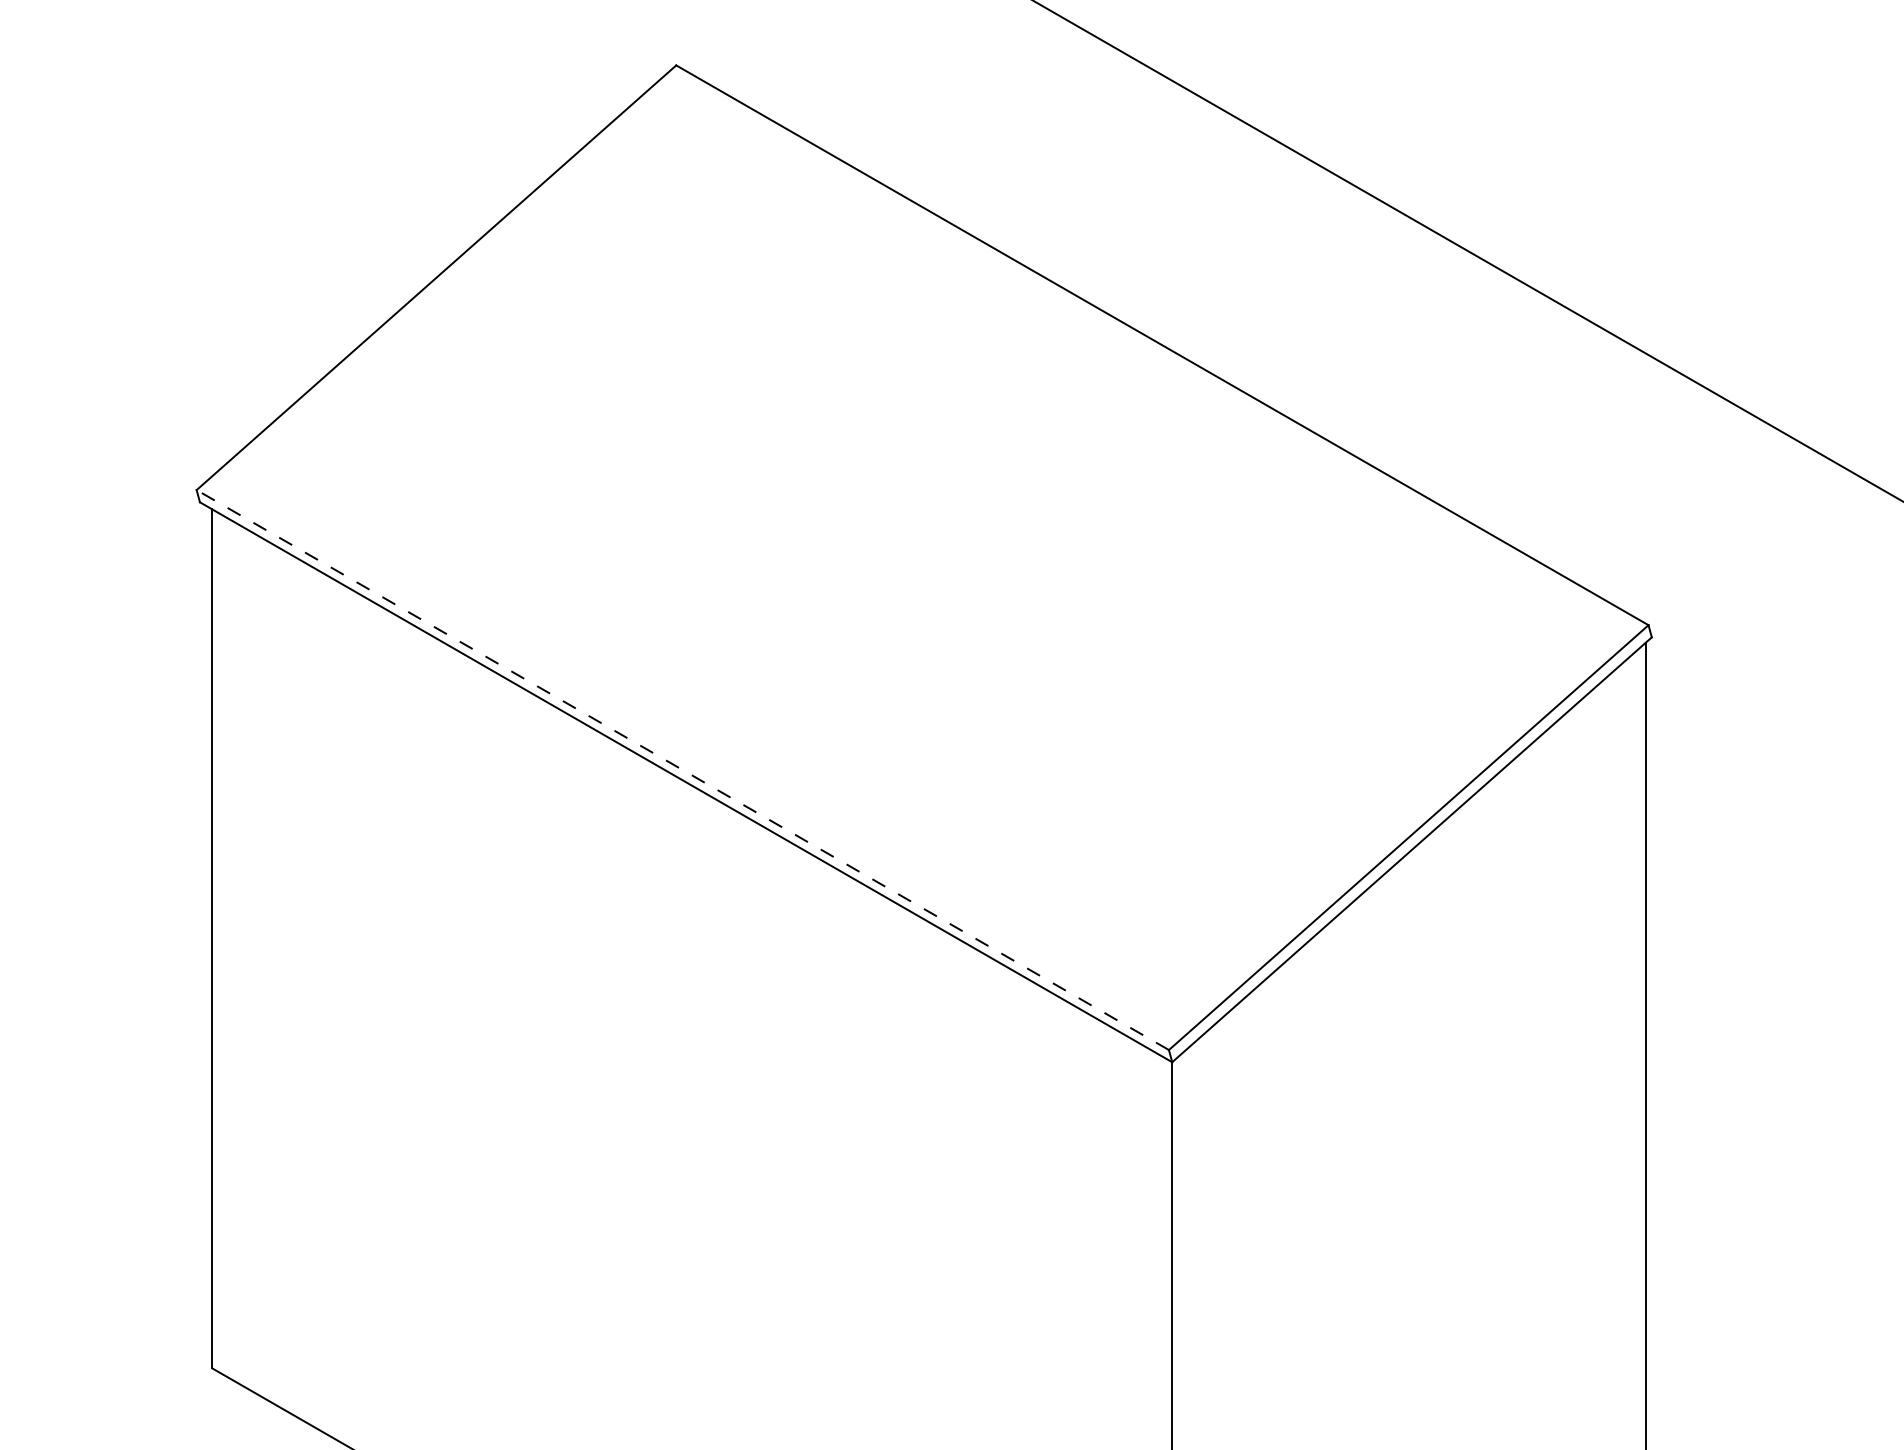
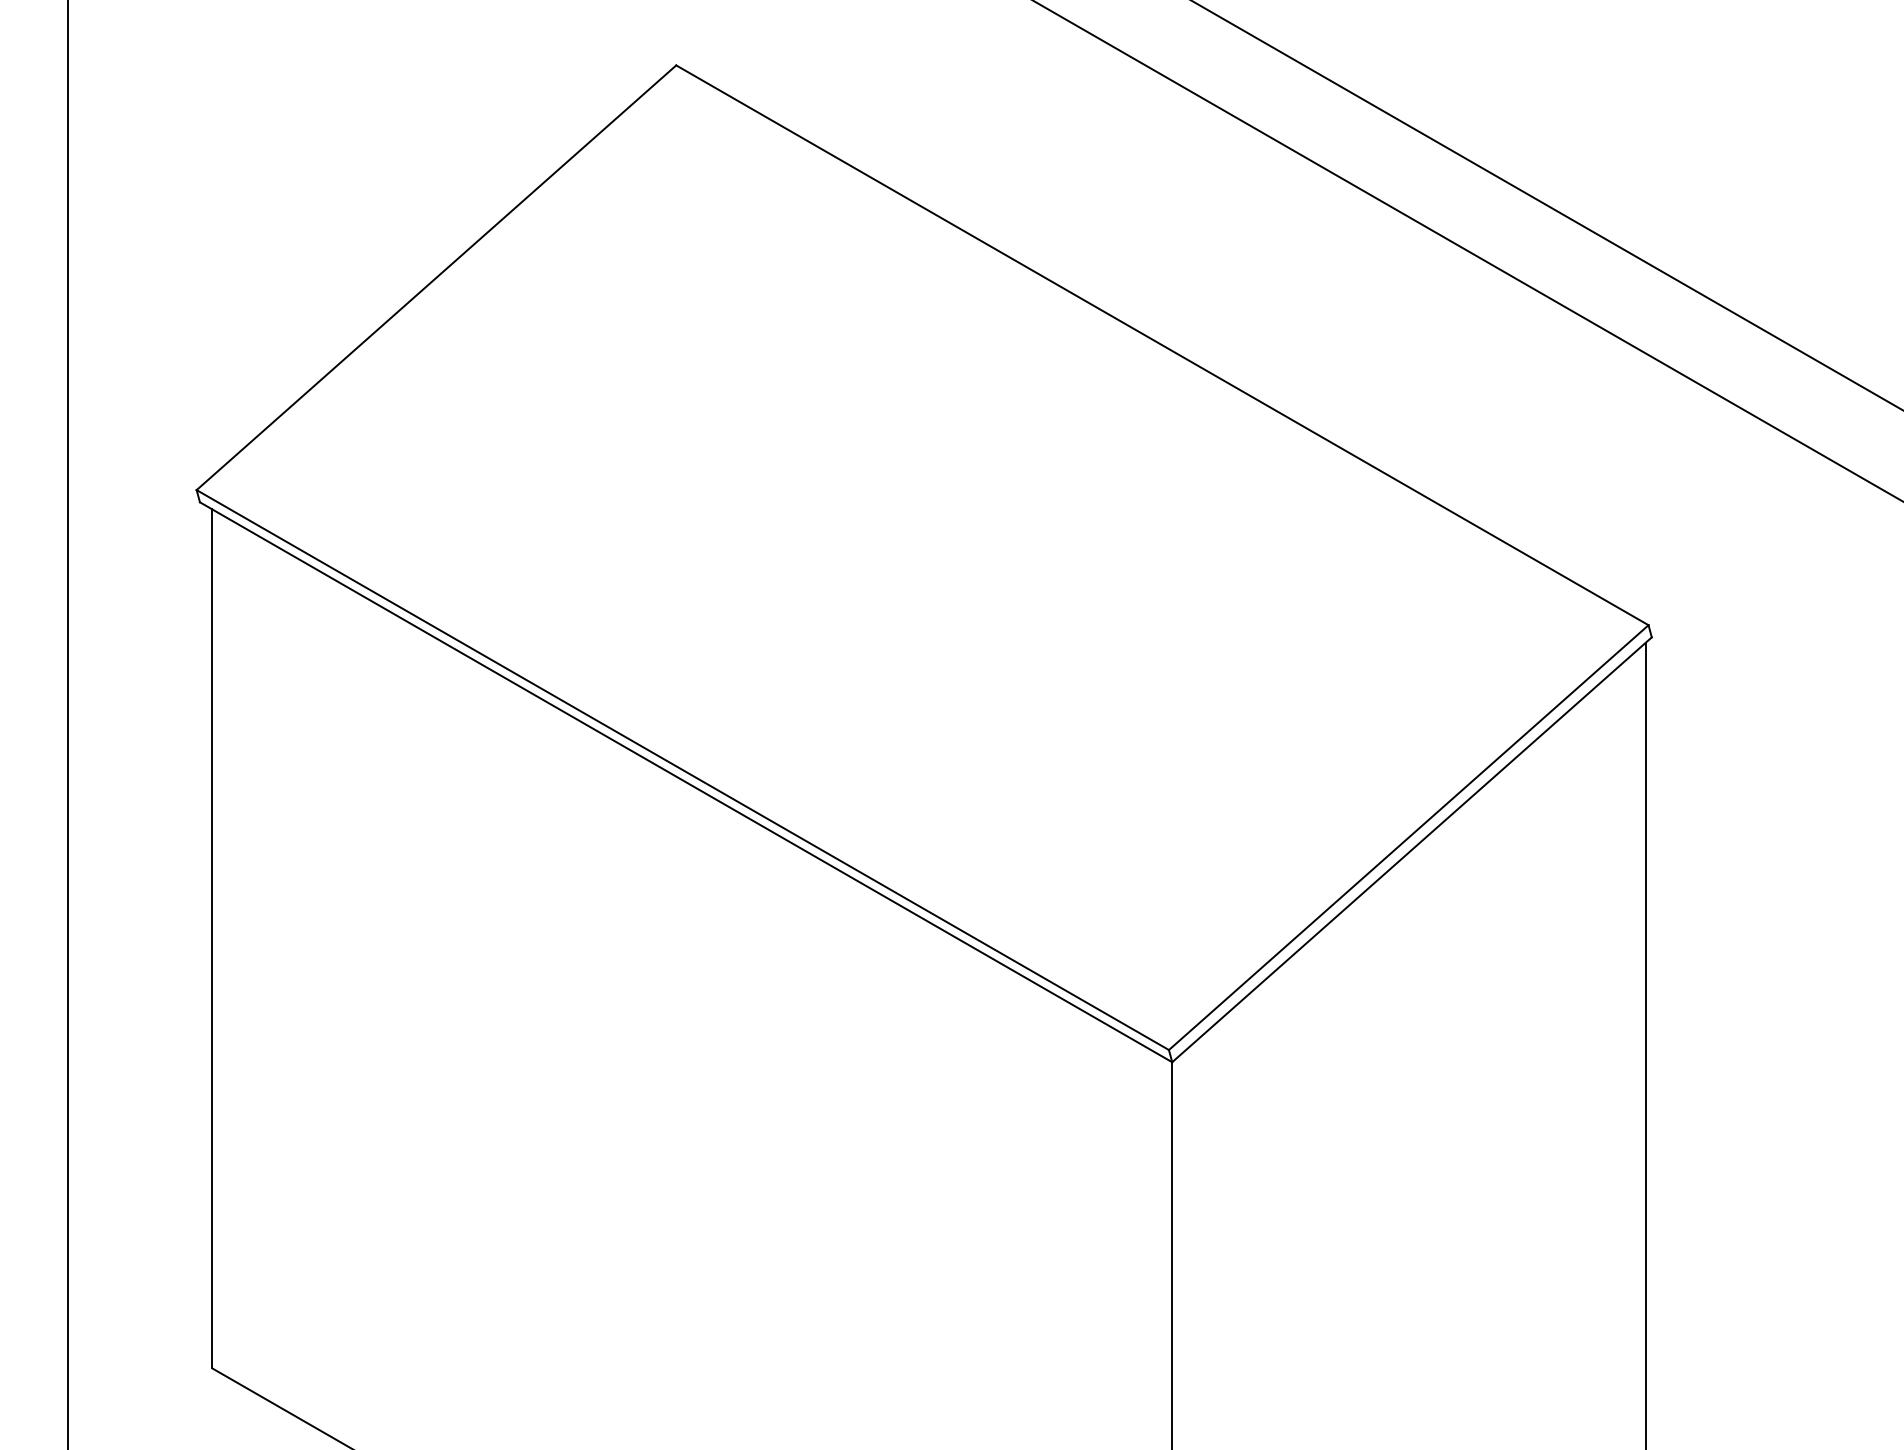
line: none -> present (1547, 205)
line: none -> present (68, 724)
line: dashed -> solid (682, 770)
